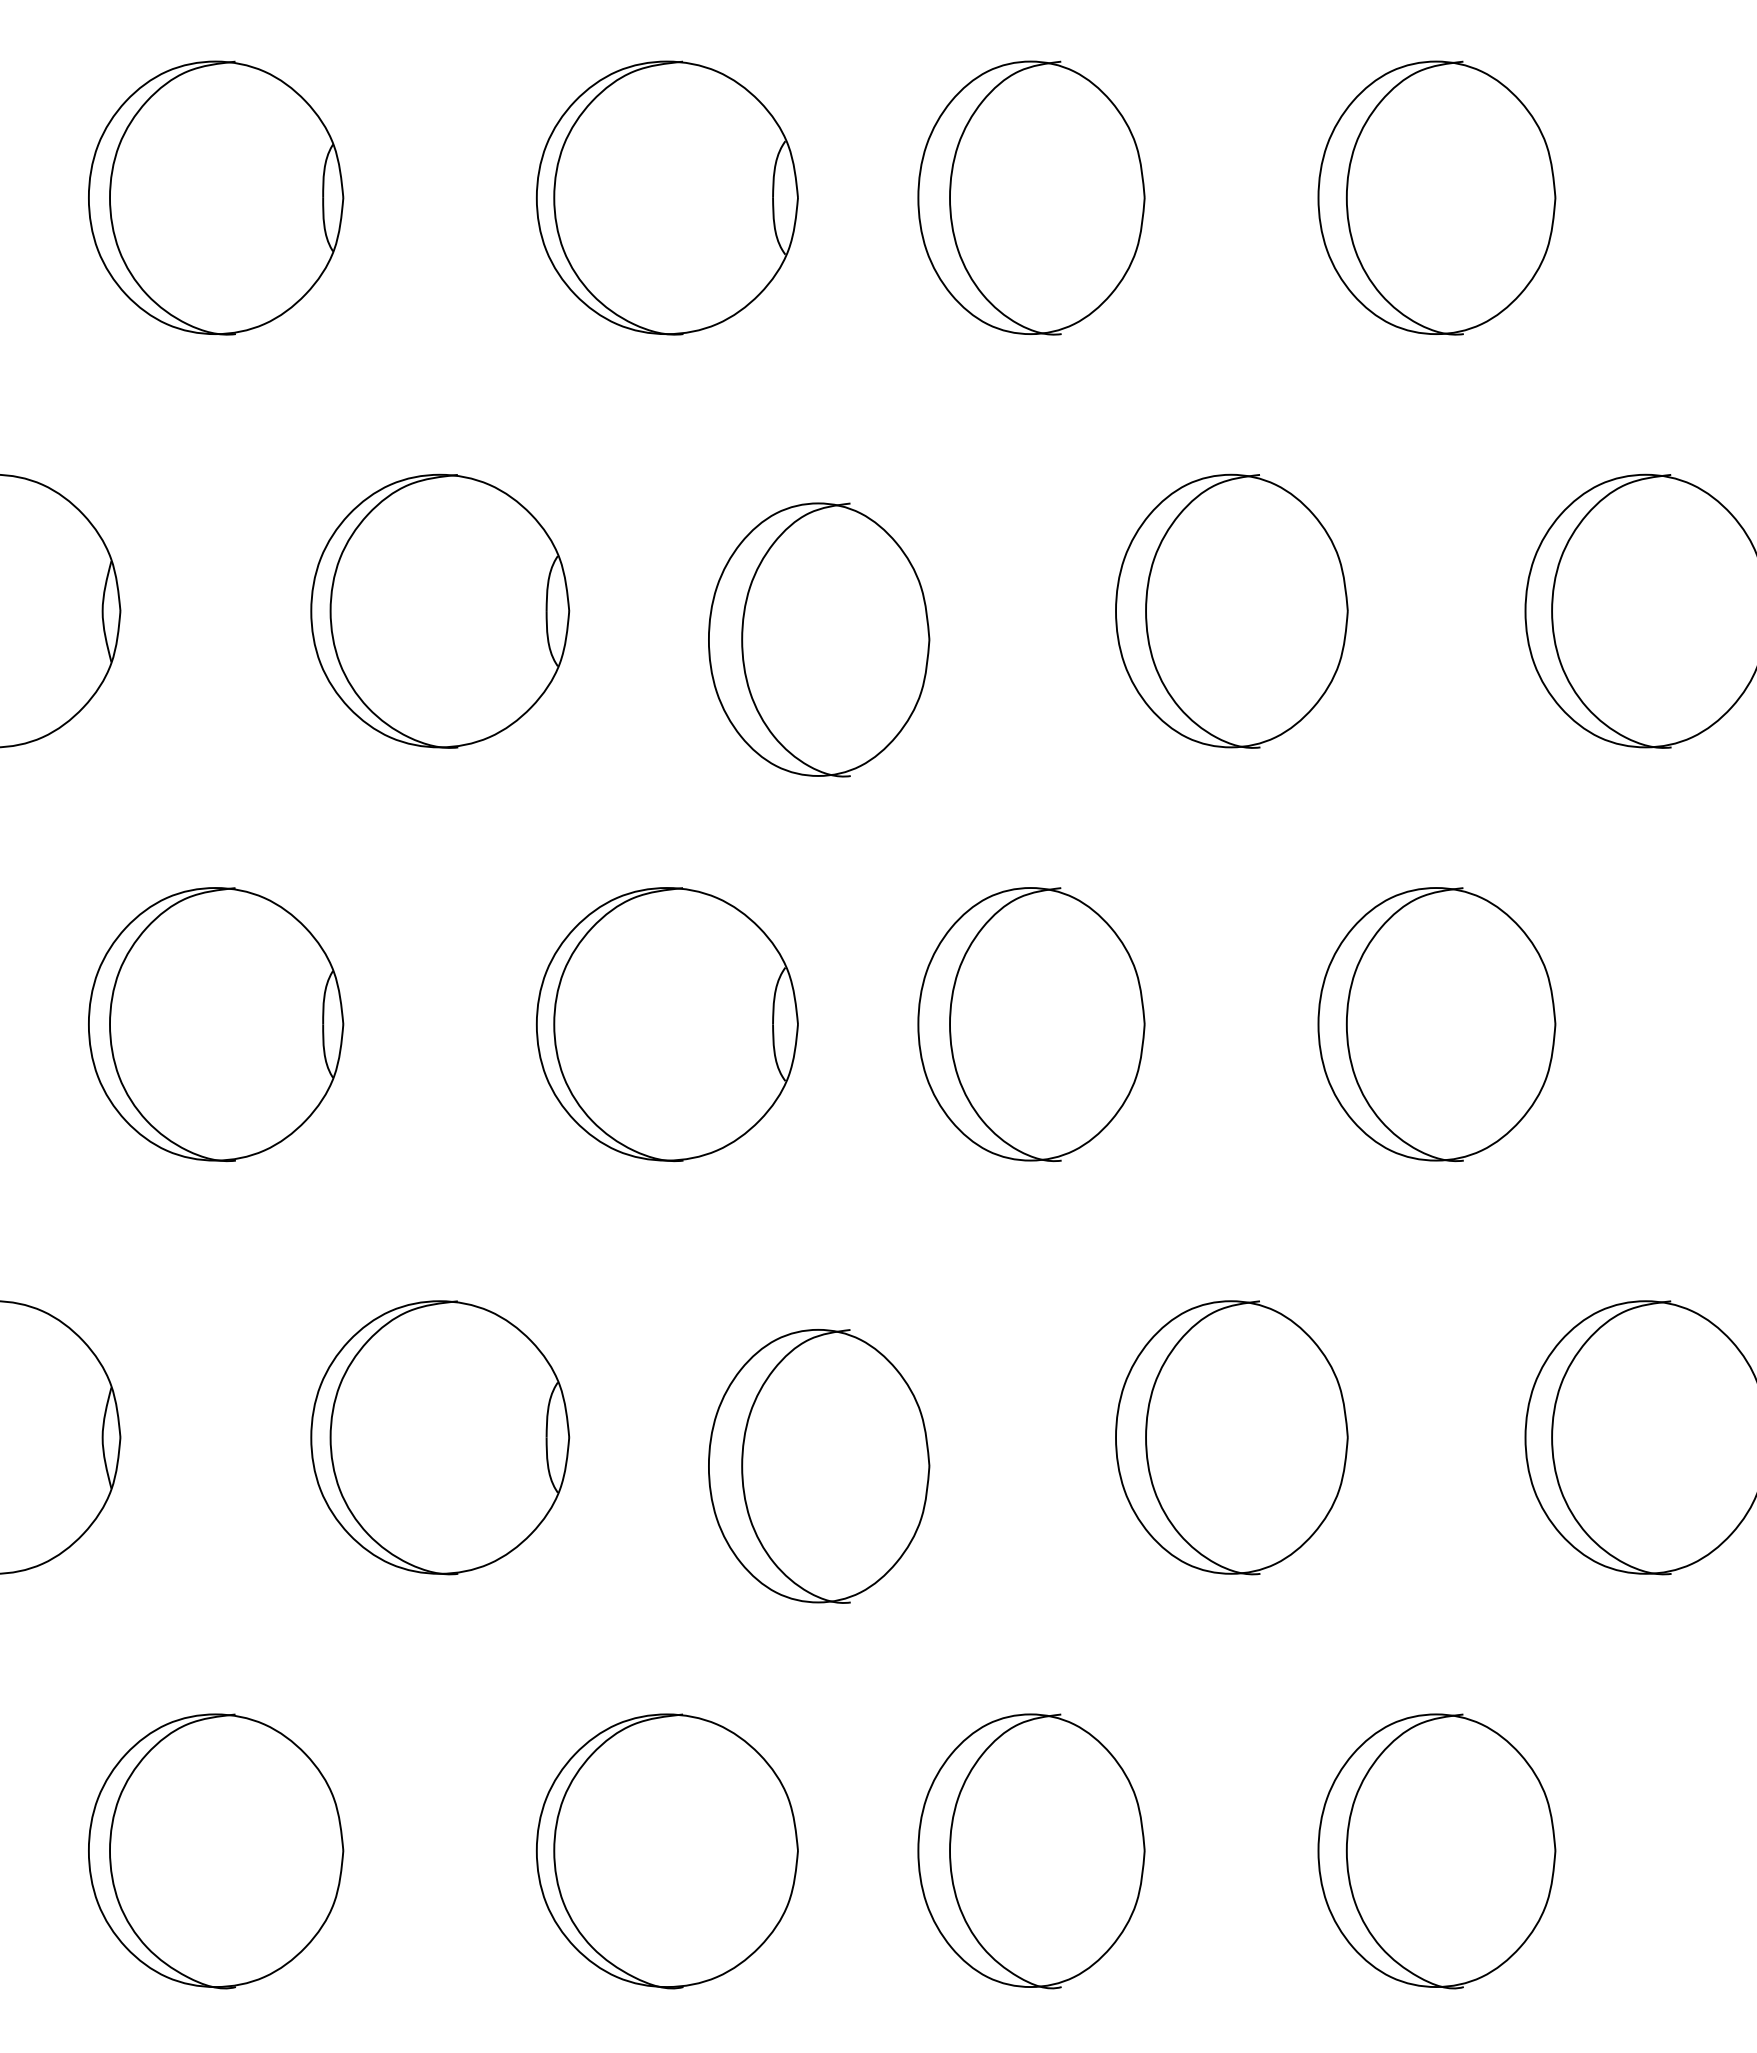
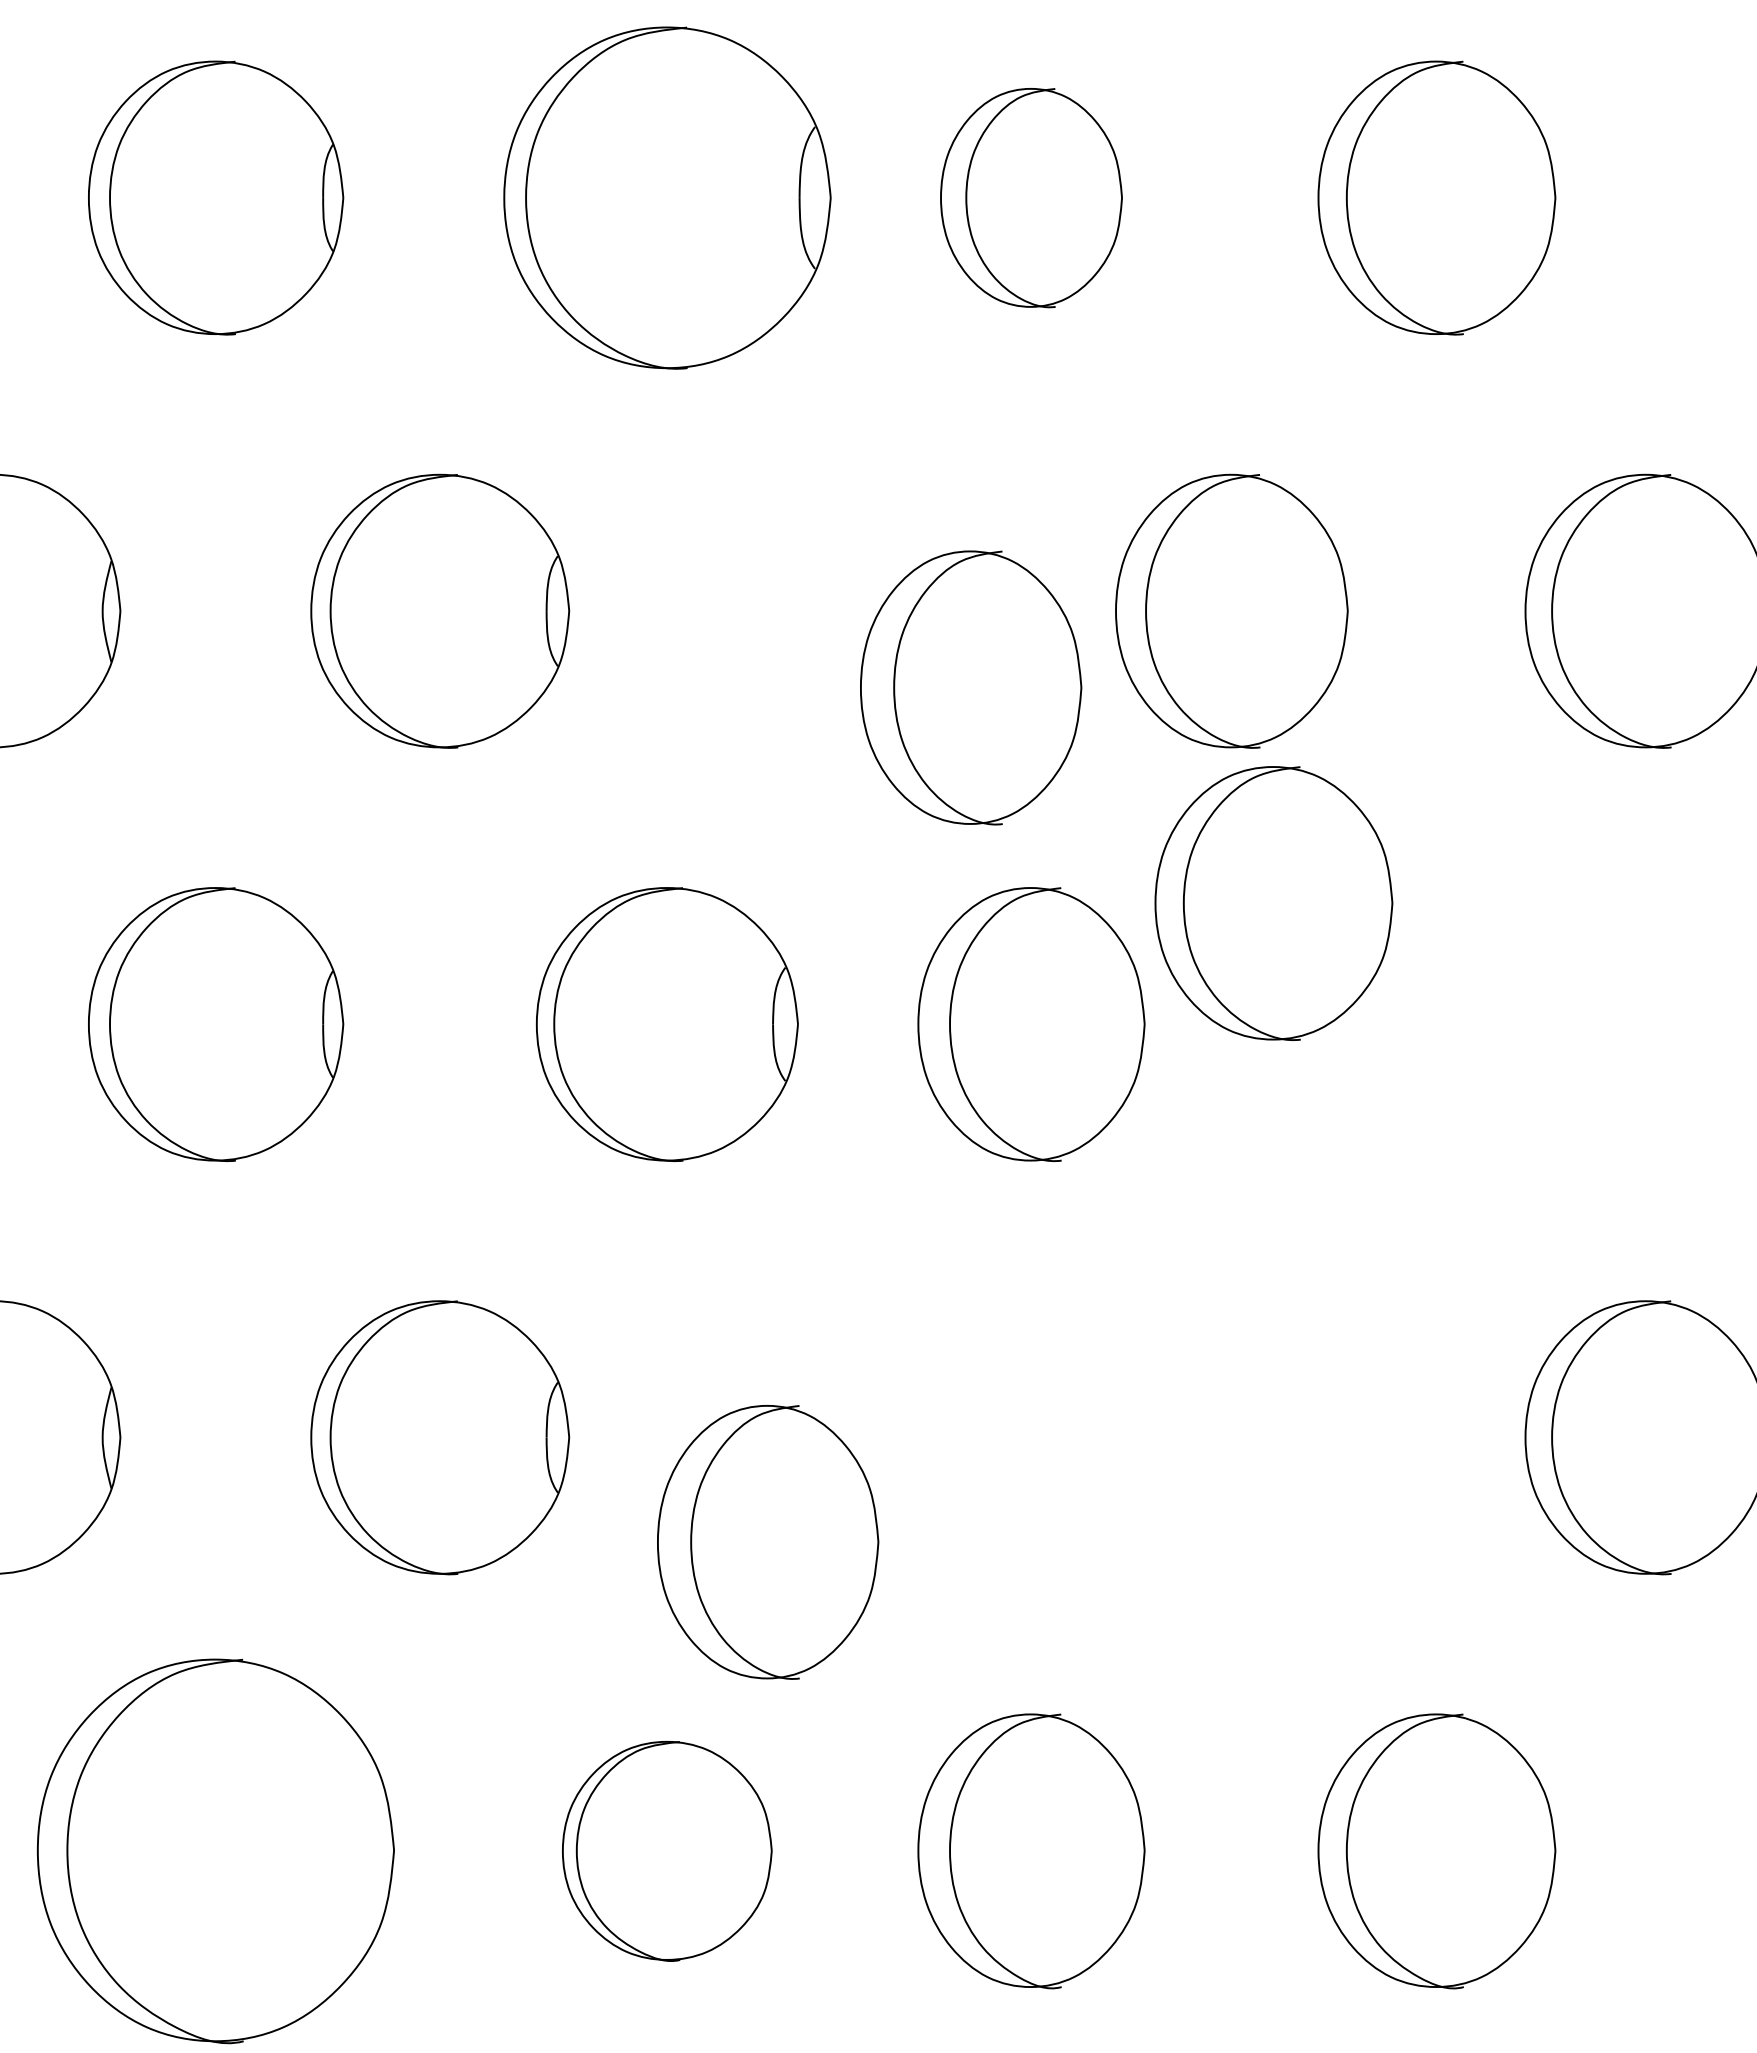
part size: 264x276 px -> 329x344 px (667, 197)
part size: 229x276 px -> 183x221 px (1031, 198)
part position: (819, 639) -> (971, 687) (971, 687)
part position: (1436, 1024) -> (1273, 903) (1273, 903)
part: present -> none (1231, 1437)
part position: (819, 1466) -> (768, 1542) (768, 1542)
part size: 257x277 px -> 359x387 px (215, 1851)
part size: 264x277 px -> 211x221 px (667, 1851)
